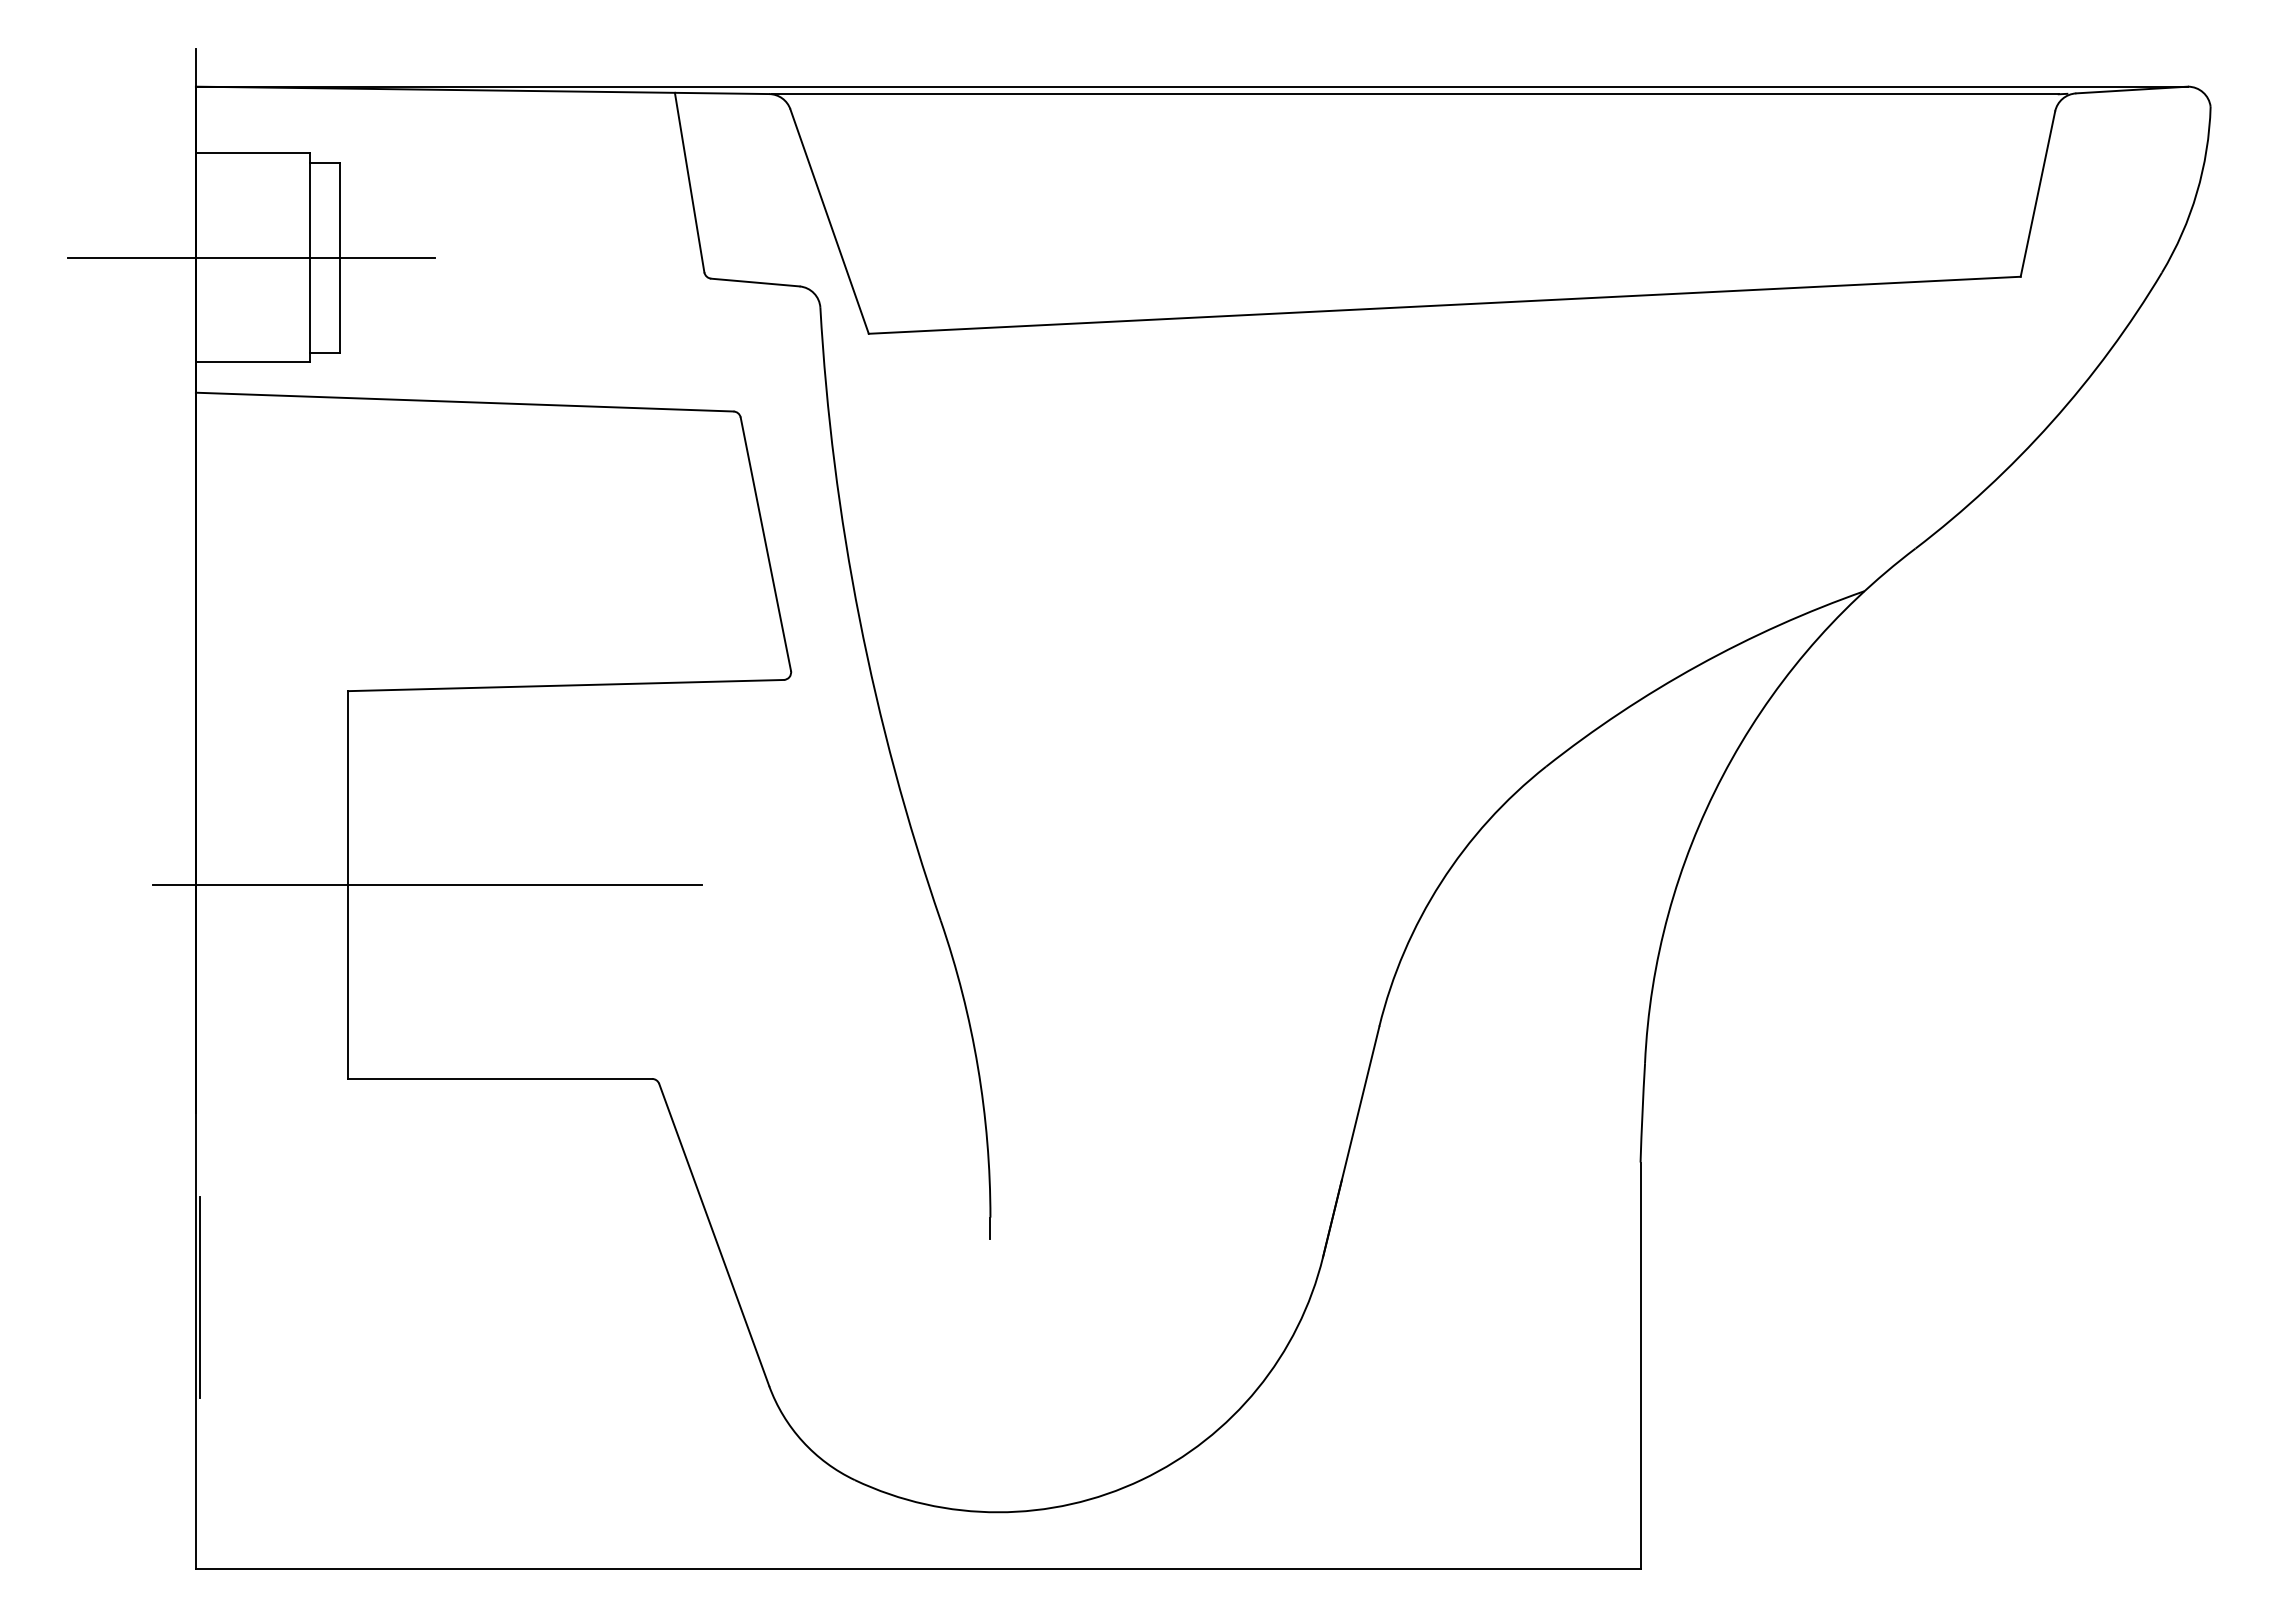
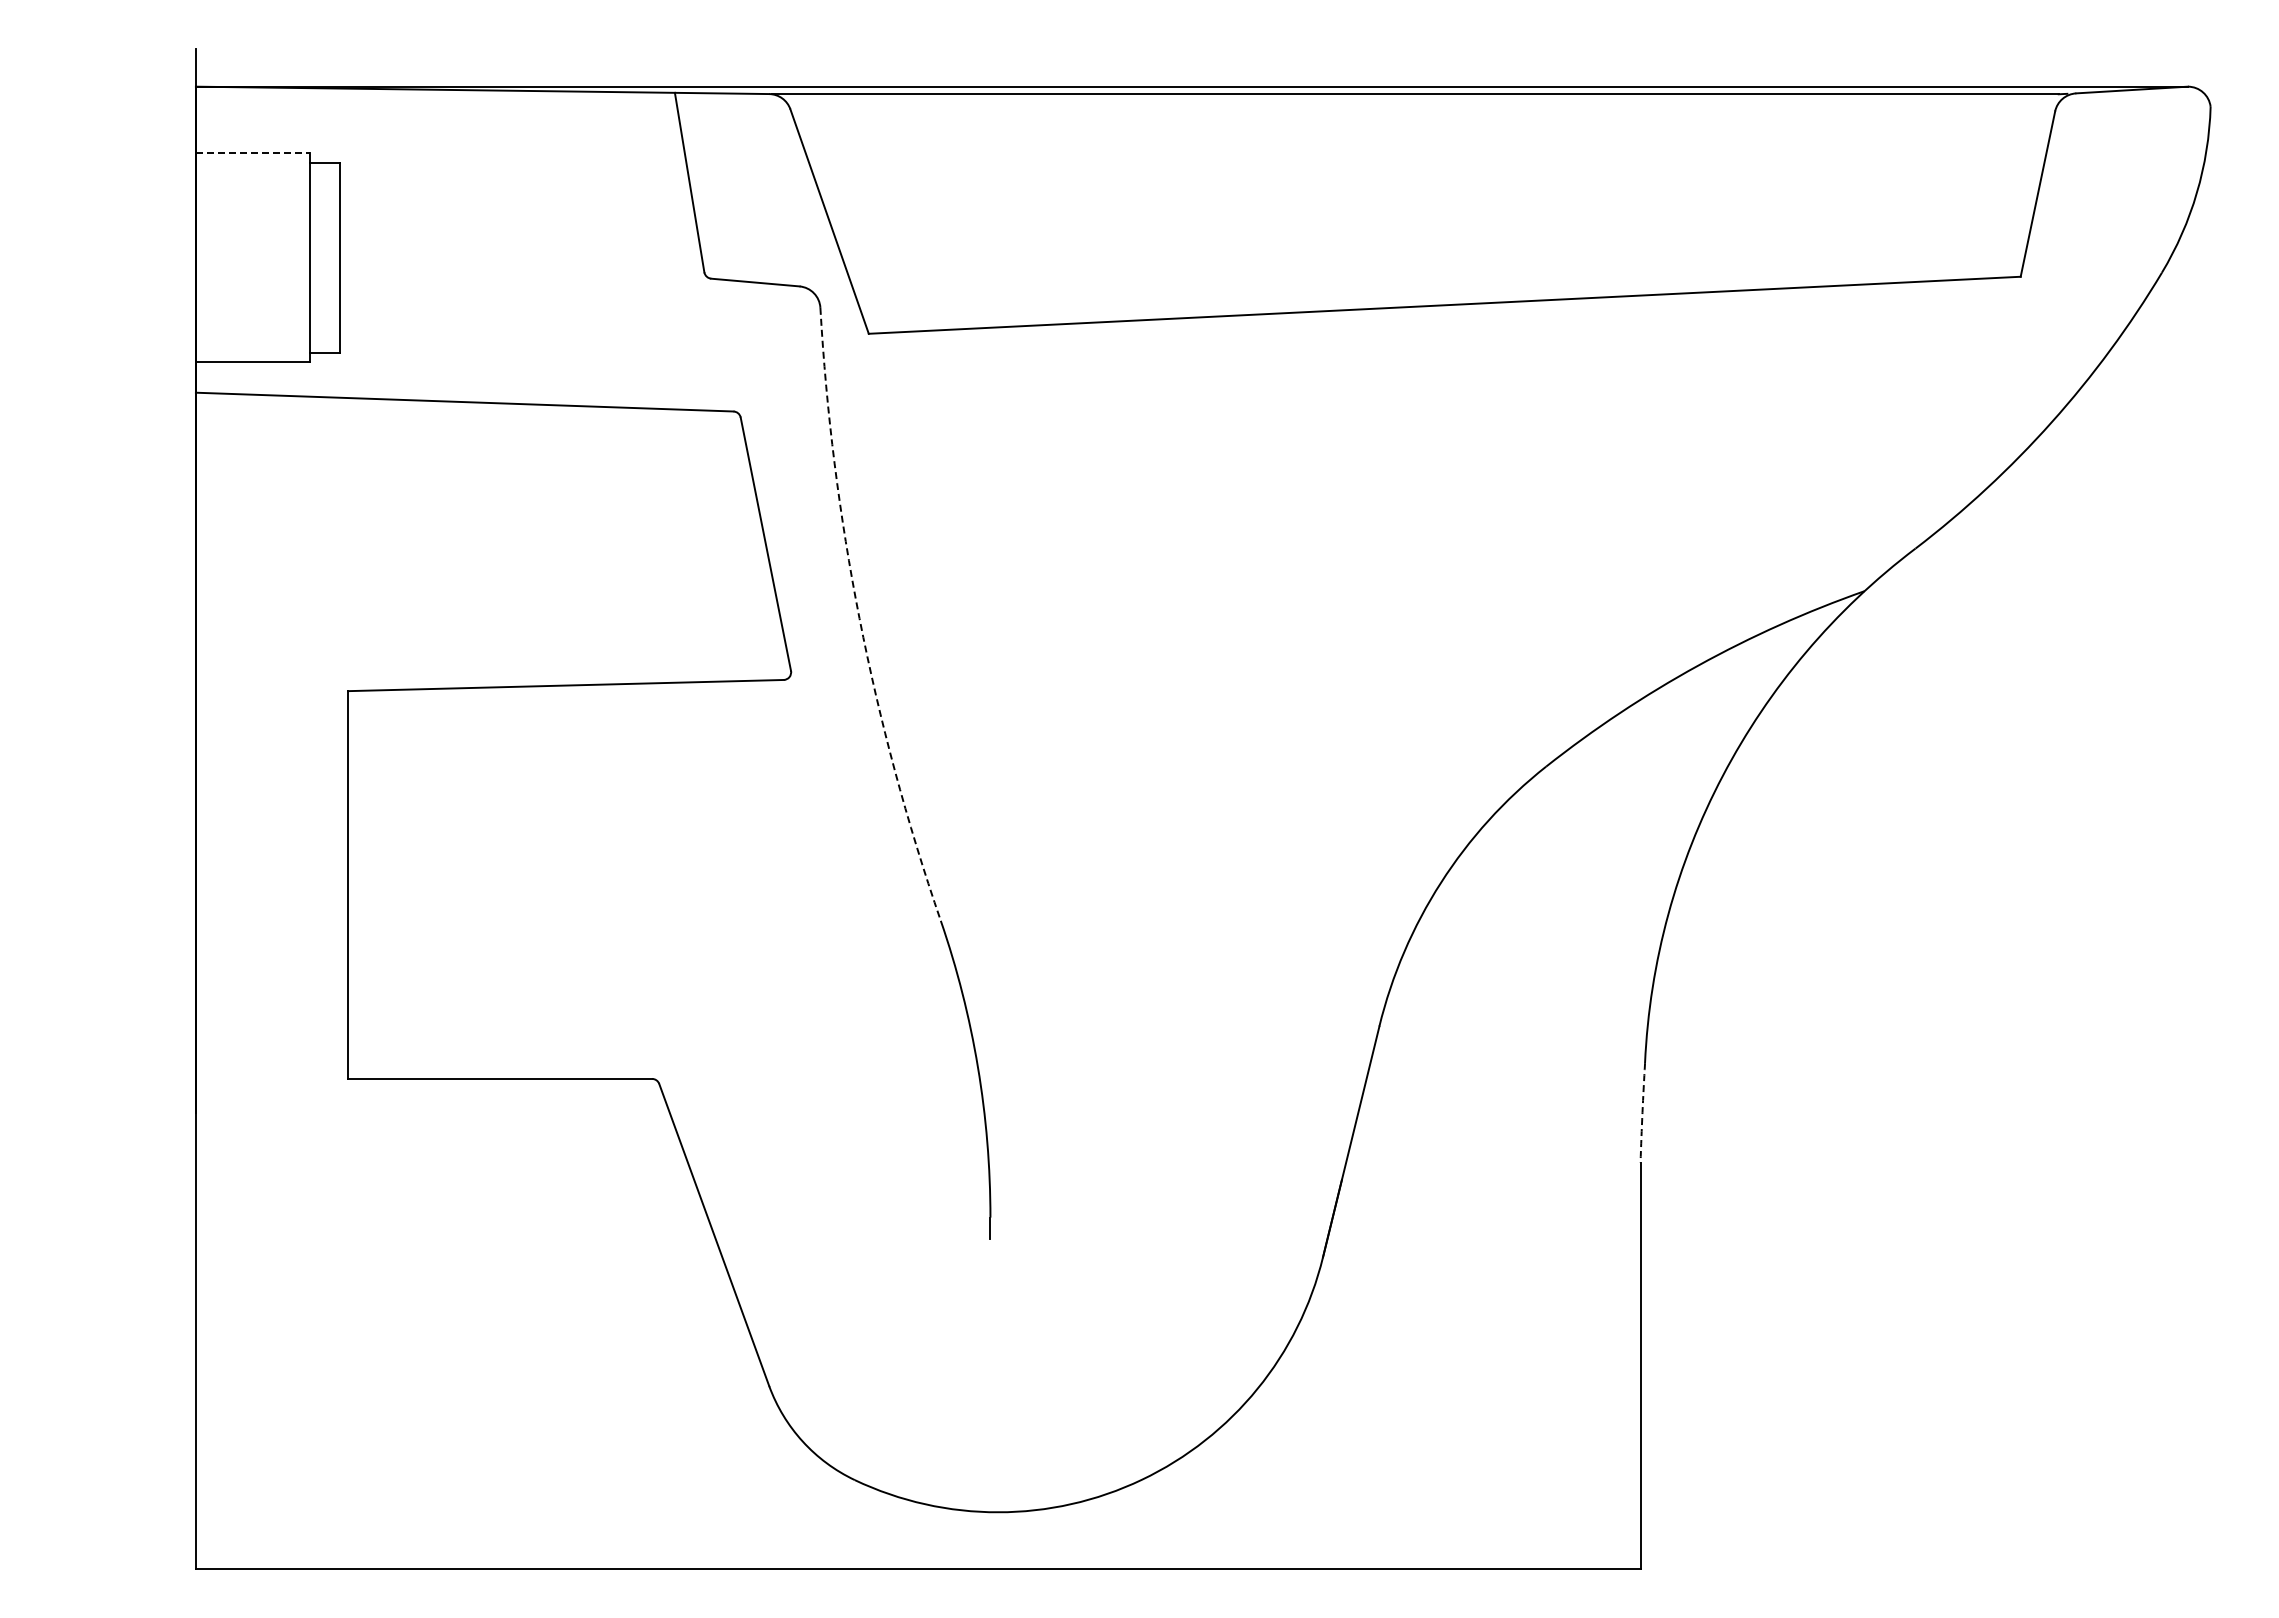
line: solid -> dashed (253, 153)
line: present -> none (251, 257)
arc: solid -> dashed (859, 618)
line: present -> none (427, 885)
arc: solid -> dashed (1642, 1112)
line: present -> none (199, 1297)
